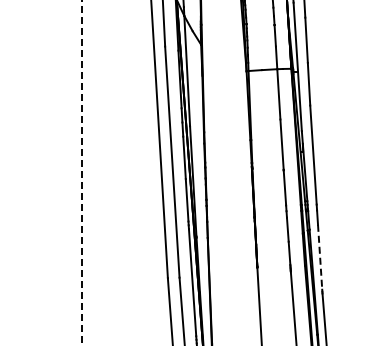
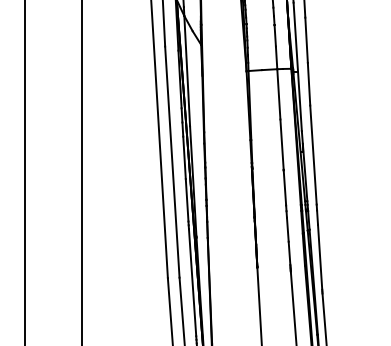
line: none -> present (25, 172)
line: dashed -> solid (81, 172)
line: dashed -> solid (320, 257)
